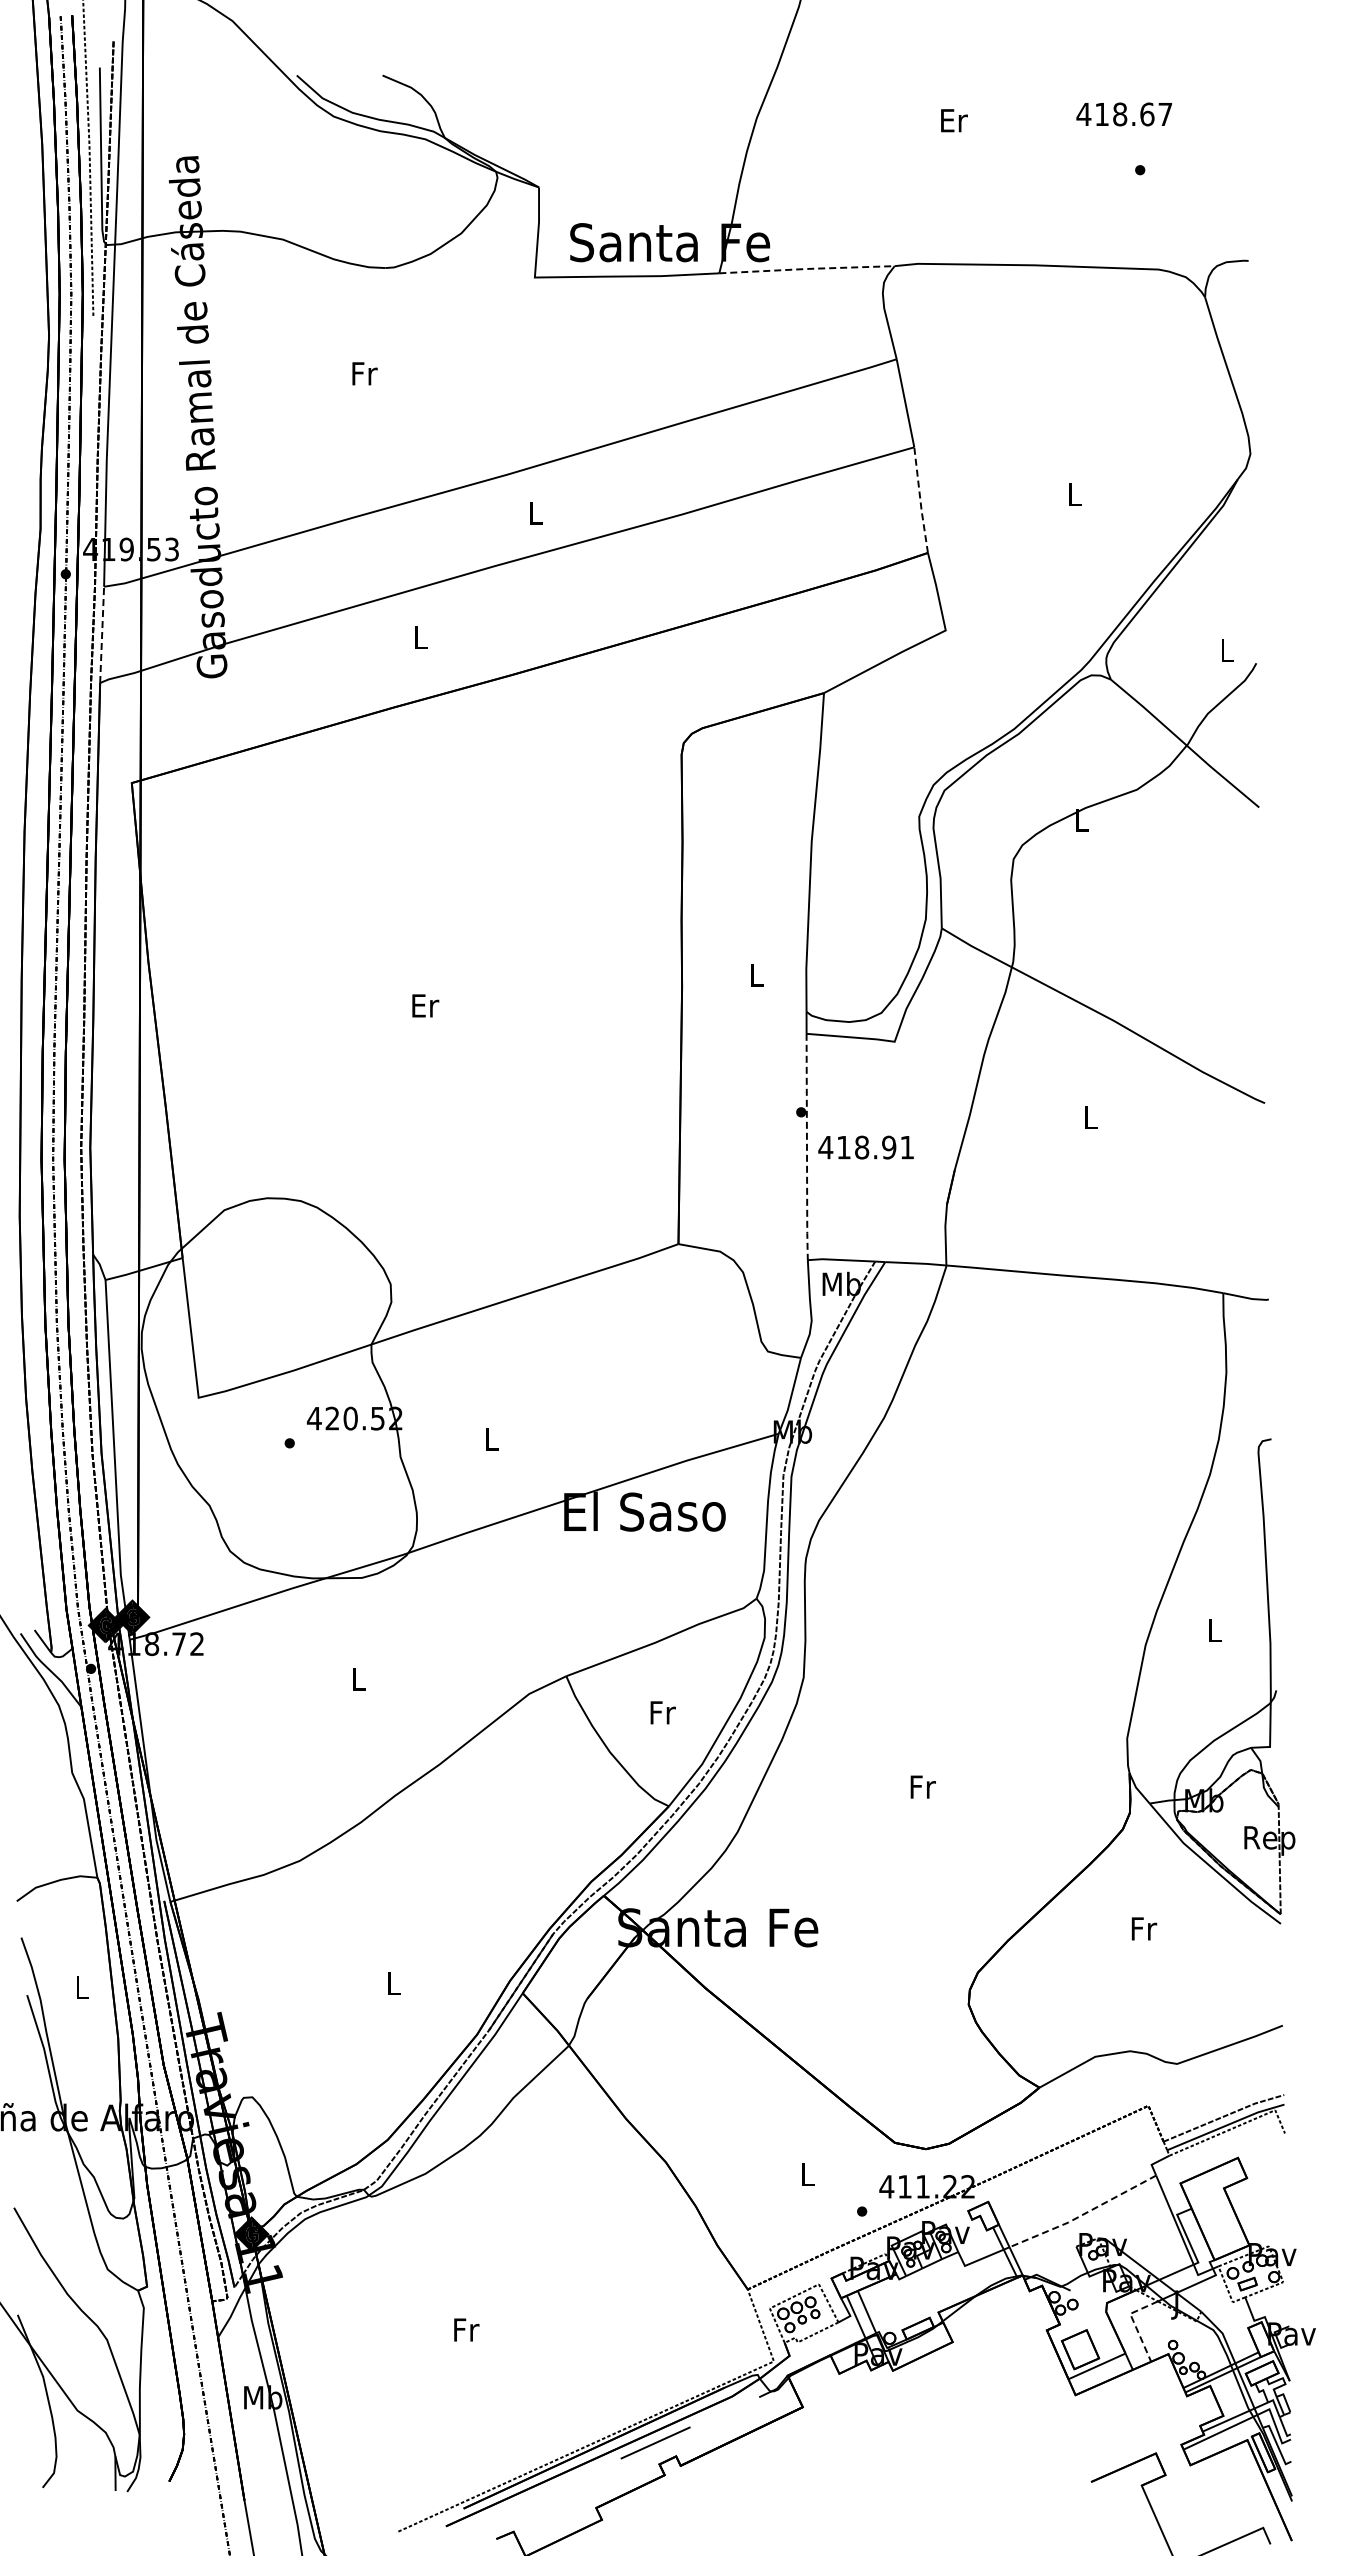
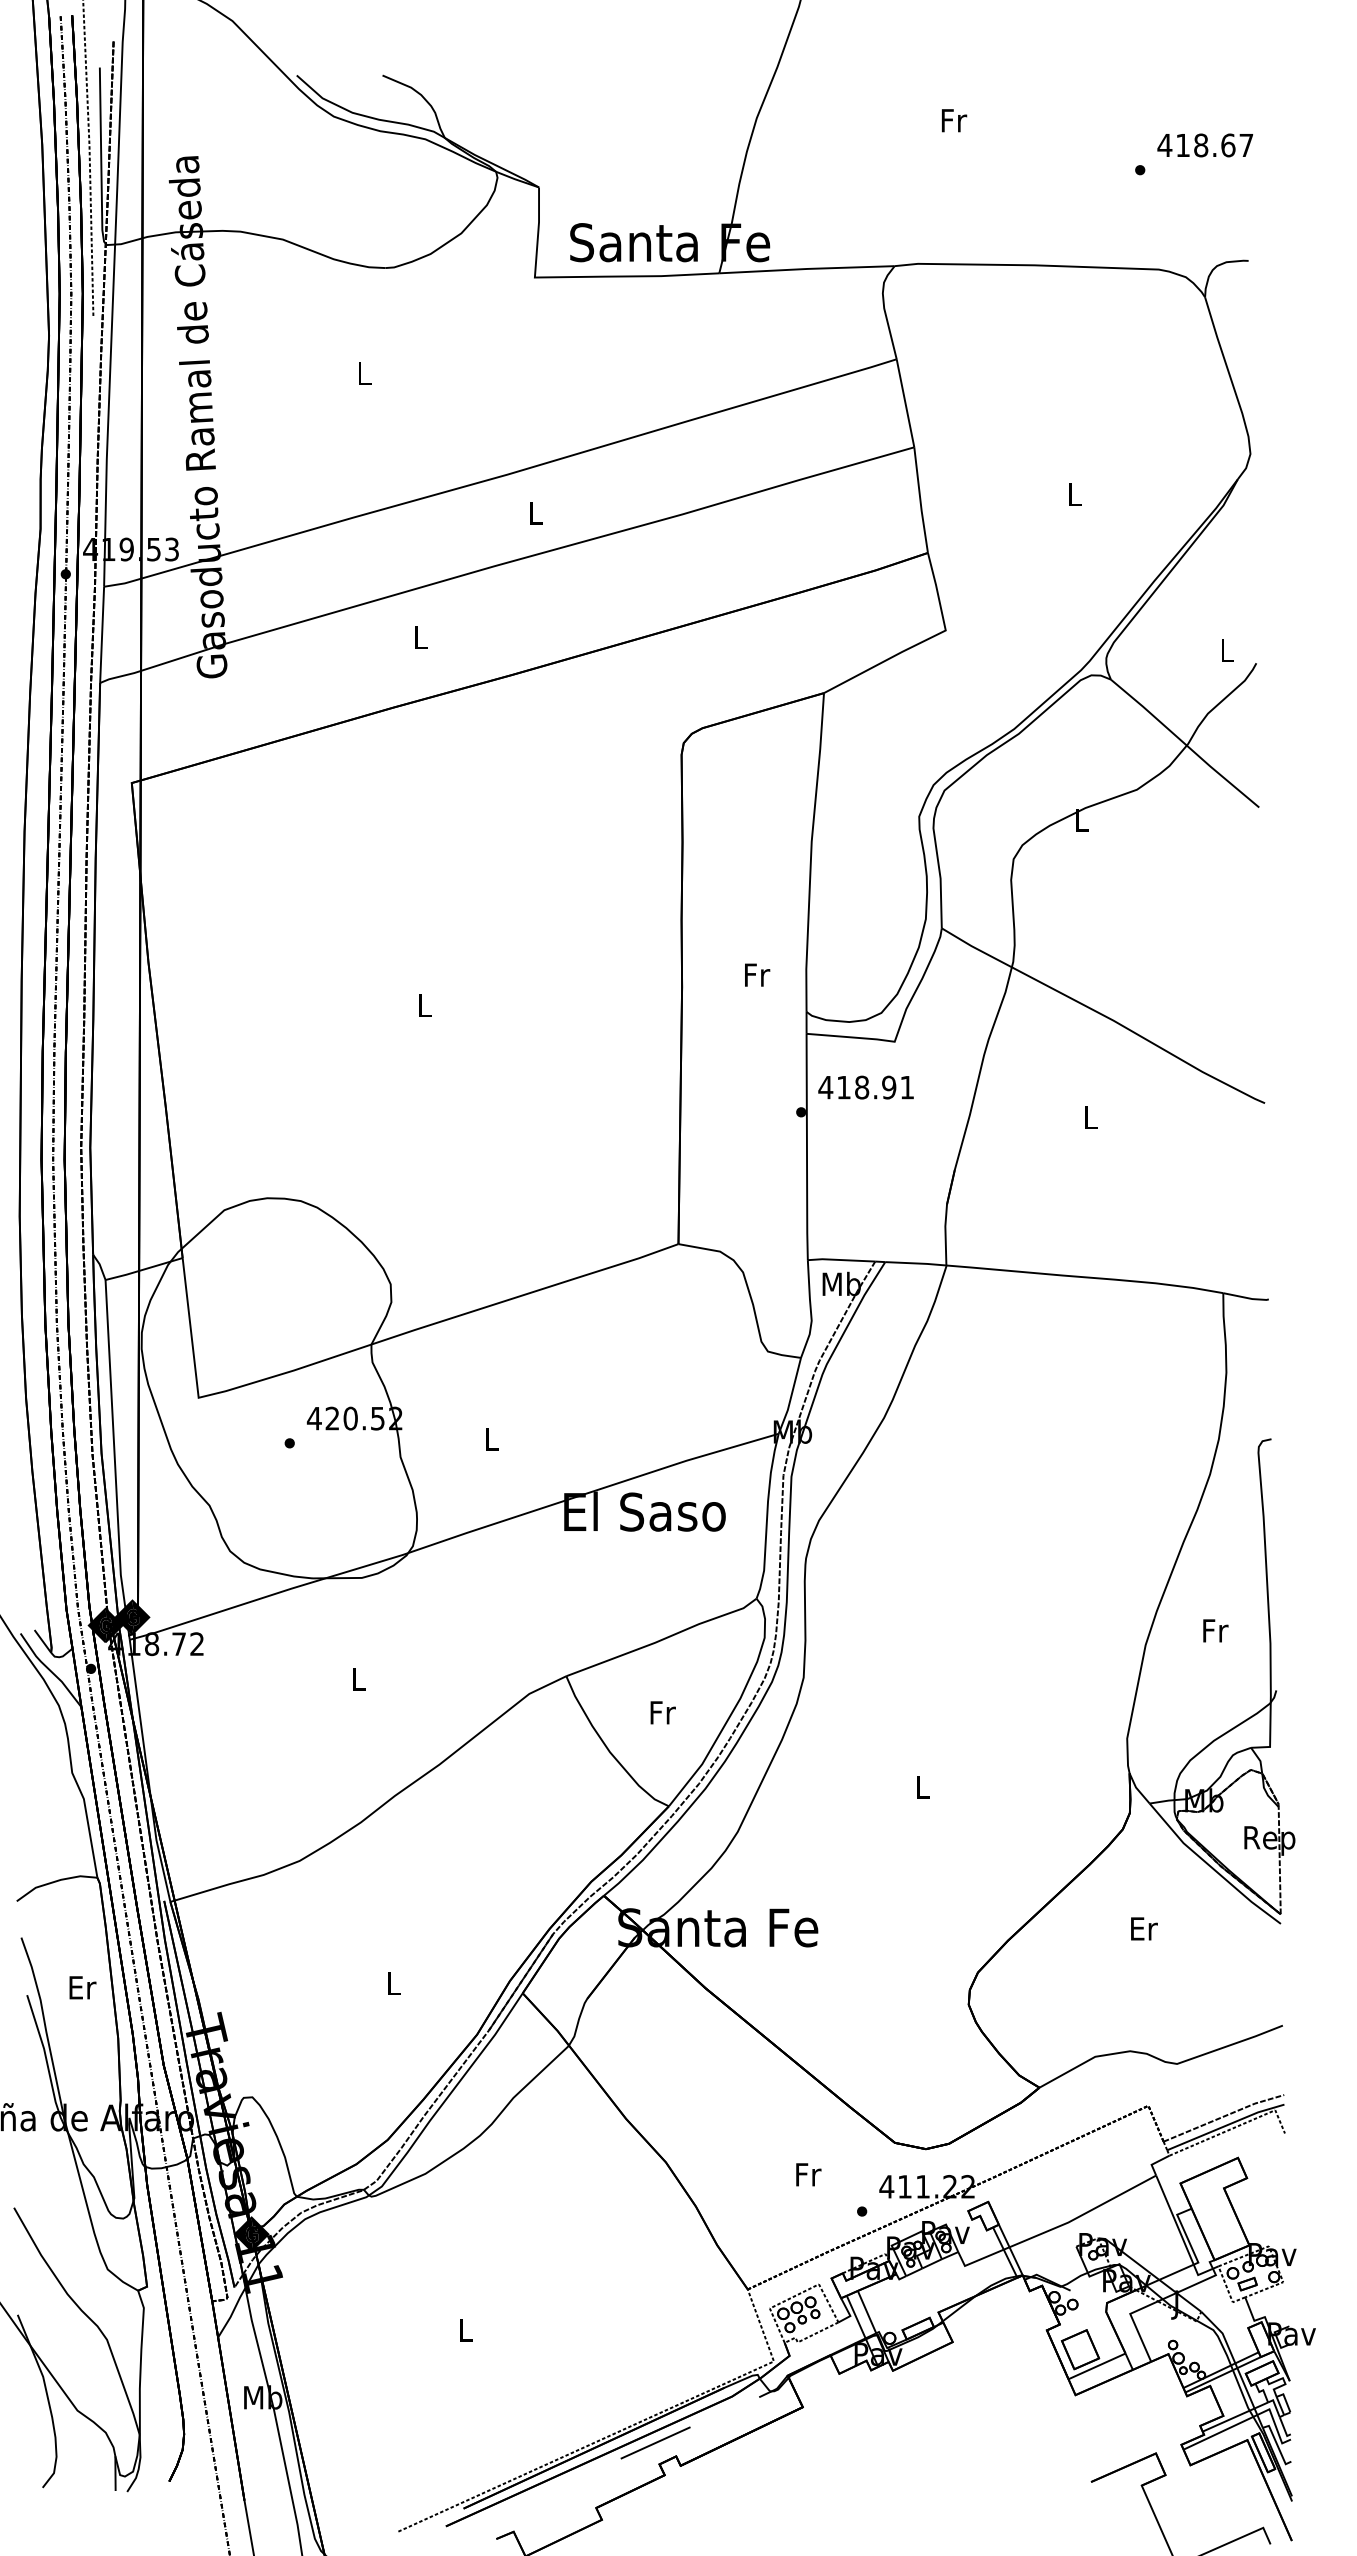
text position: (1124, 114) -> (1205, 145) (1205, 145)
text: Er -> Fr (954, 120)
line: dashed -> solid (807, 268)
text: Fr -> L (364, 373)
line: dashed -> solid (920, 500)
line: dashed -> solid (102, 634)
text: L -> Fr (757, 974)
text: Er -> L (425, 1005)
line: dashed -> solid (806, 1147)
text position: (865, 1147) -> (865, 1087) (865, 1087)
text: L -> Fr (1215, 1630)
text: Fr -> L (922, 1786)
text: Fr -> Er (1144, 1928)
text: L -> Er (82, 1987)
text: L -> Fr (808, 2174)
line: dashed -> solid (1083, 2214)
line: dashed -> solid (1134, 2323)
text: Fr -> L (466, 2329)
